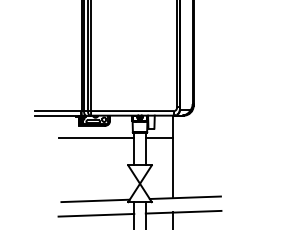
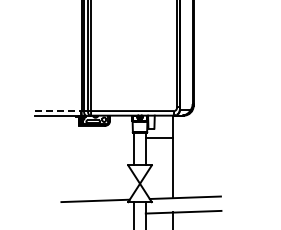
line: solid -> dashed (58, 111)
line: present -> none (96, 137)
line: present -> none (96, 214)
